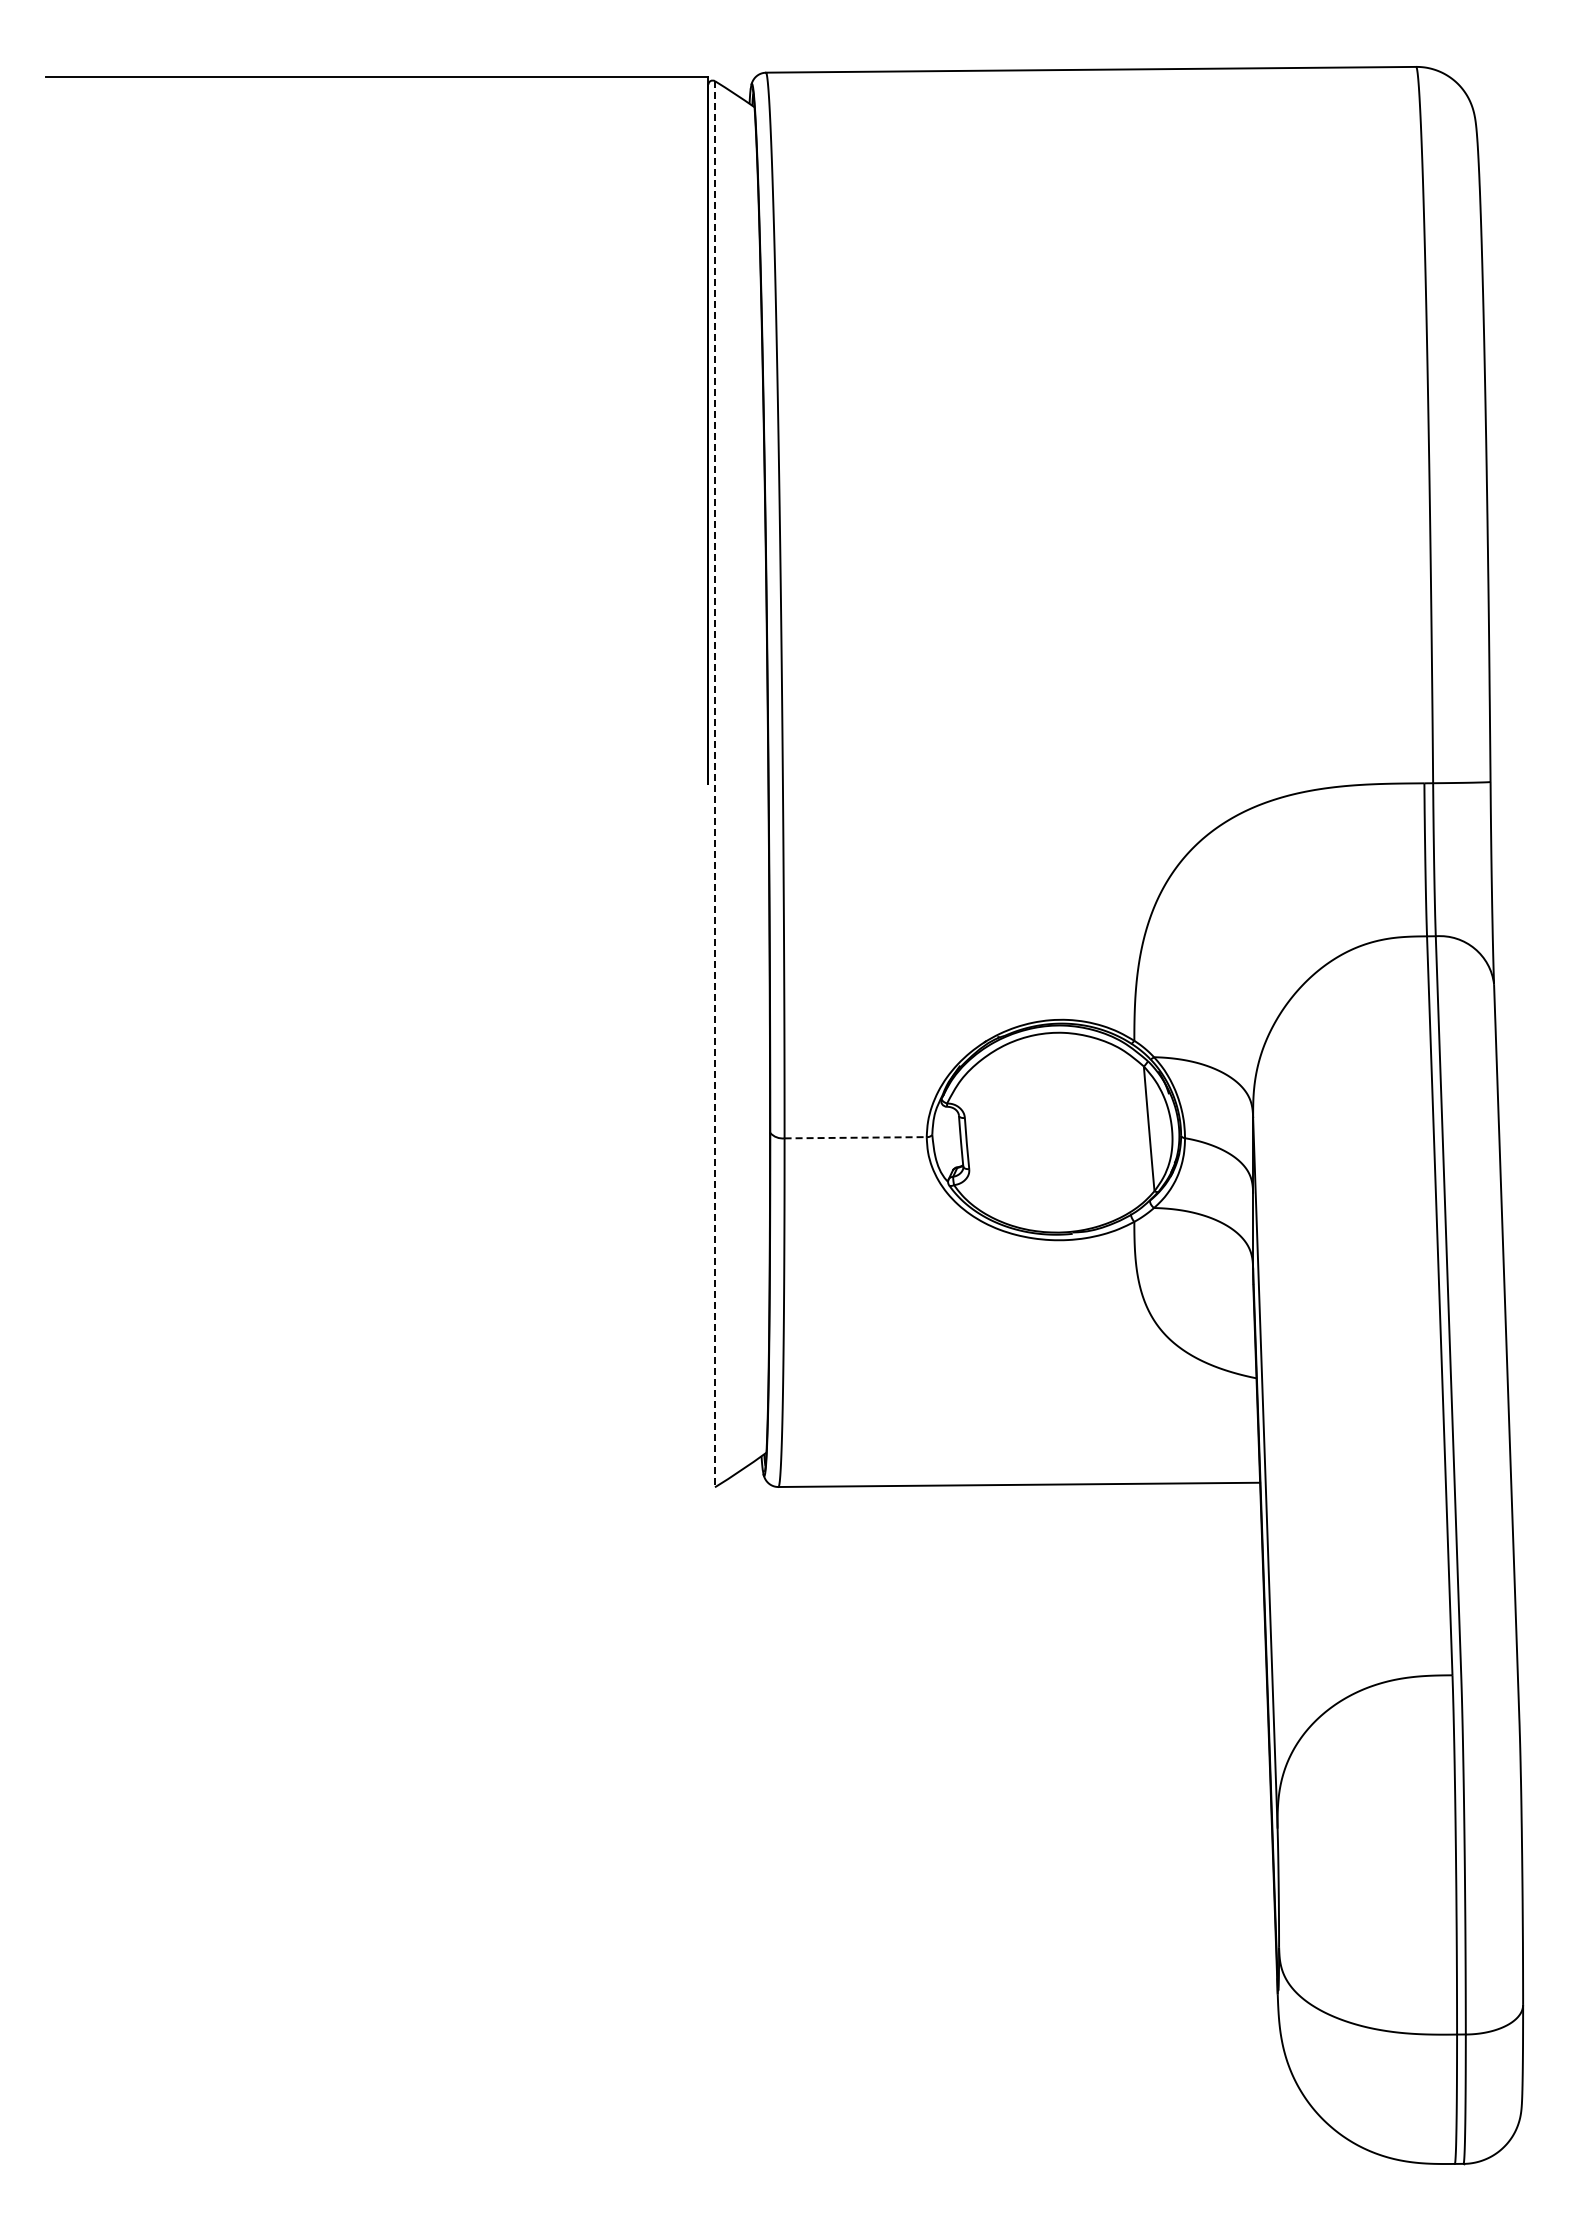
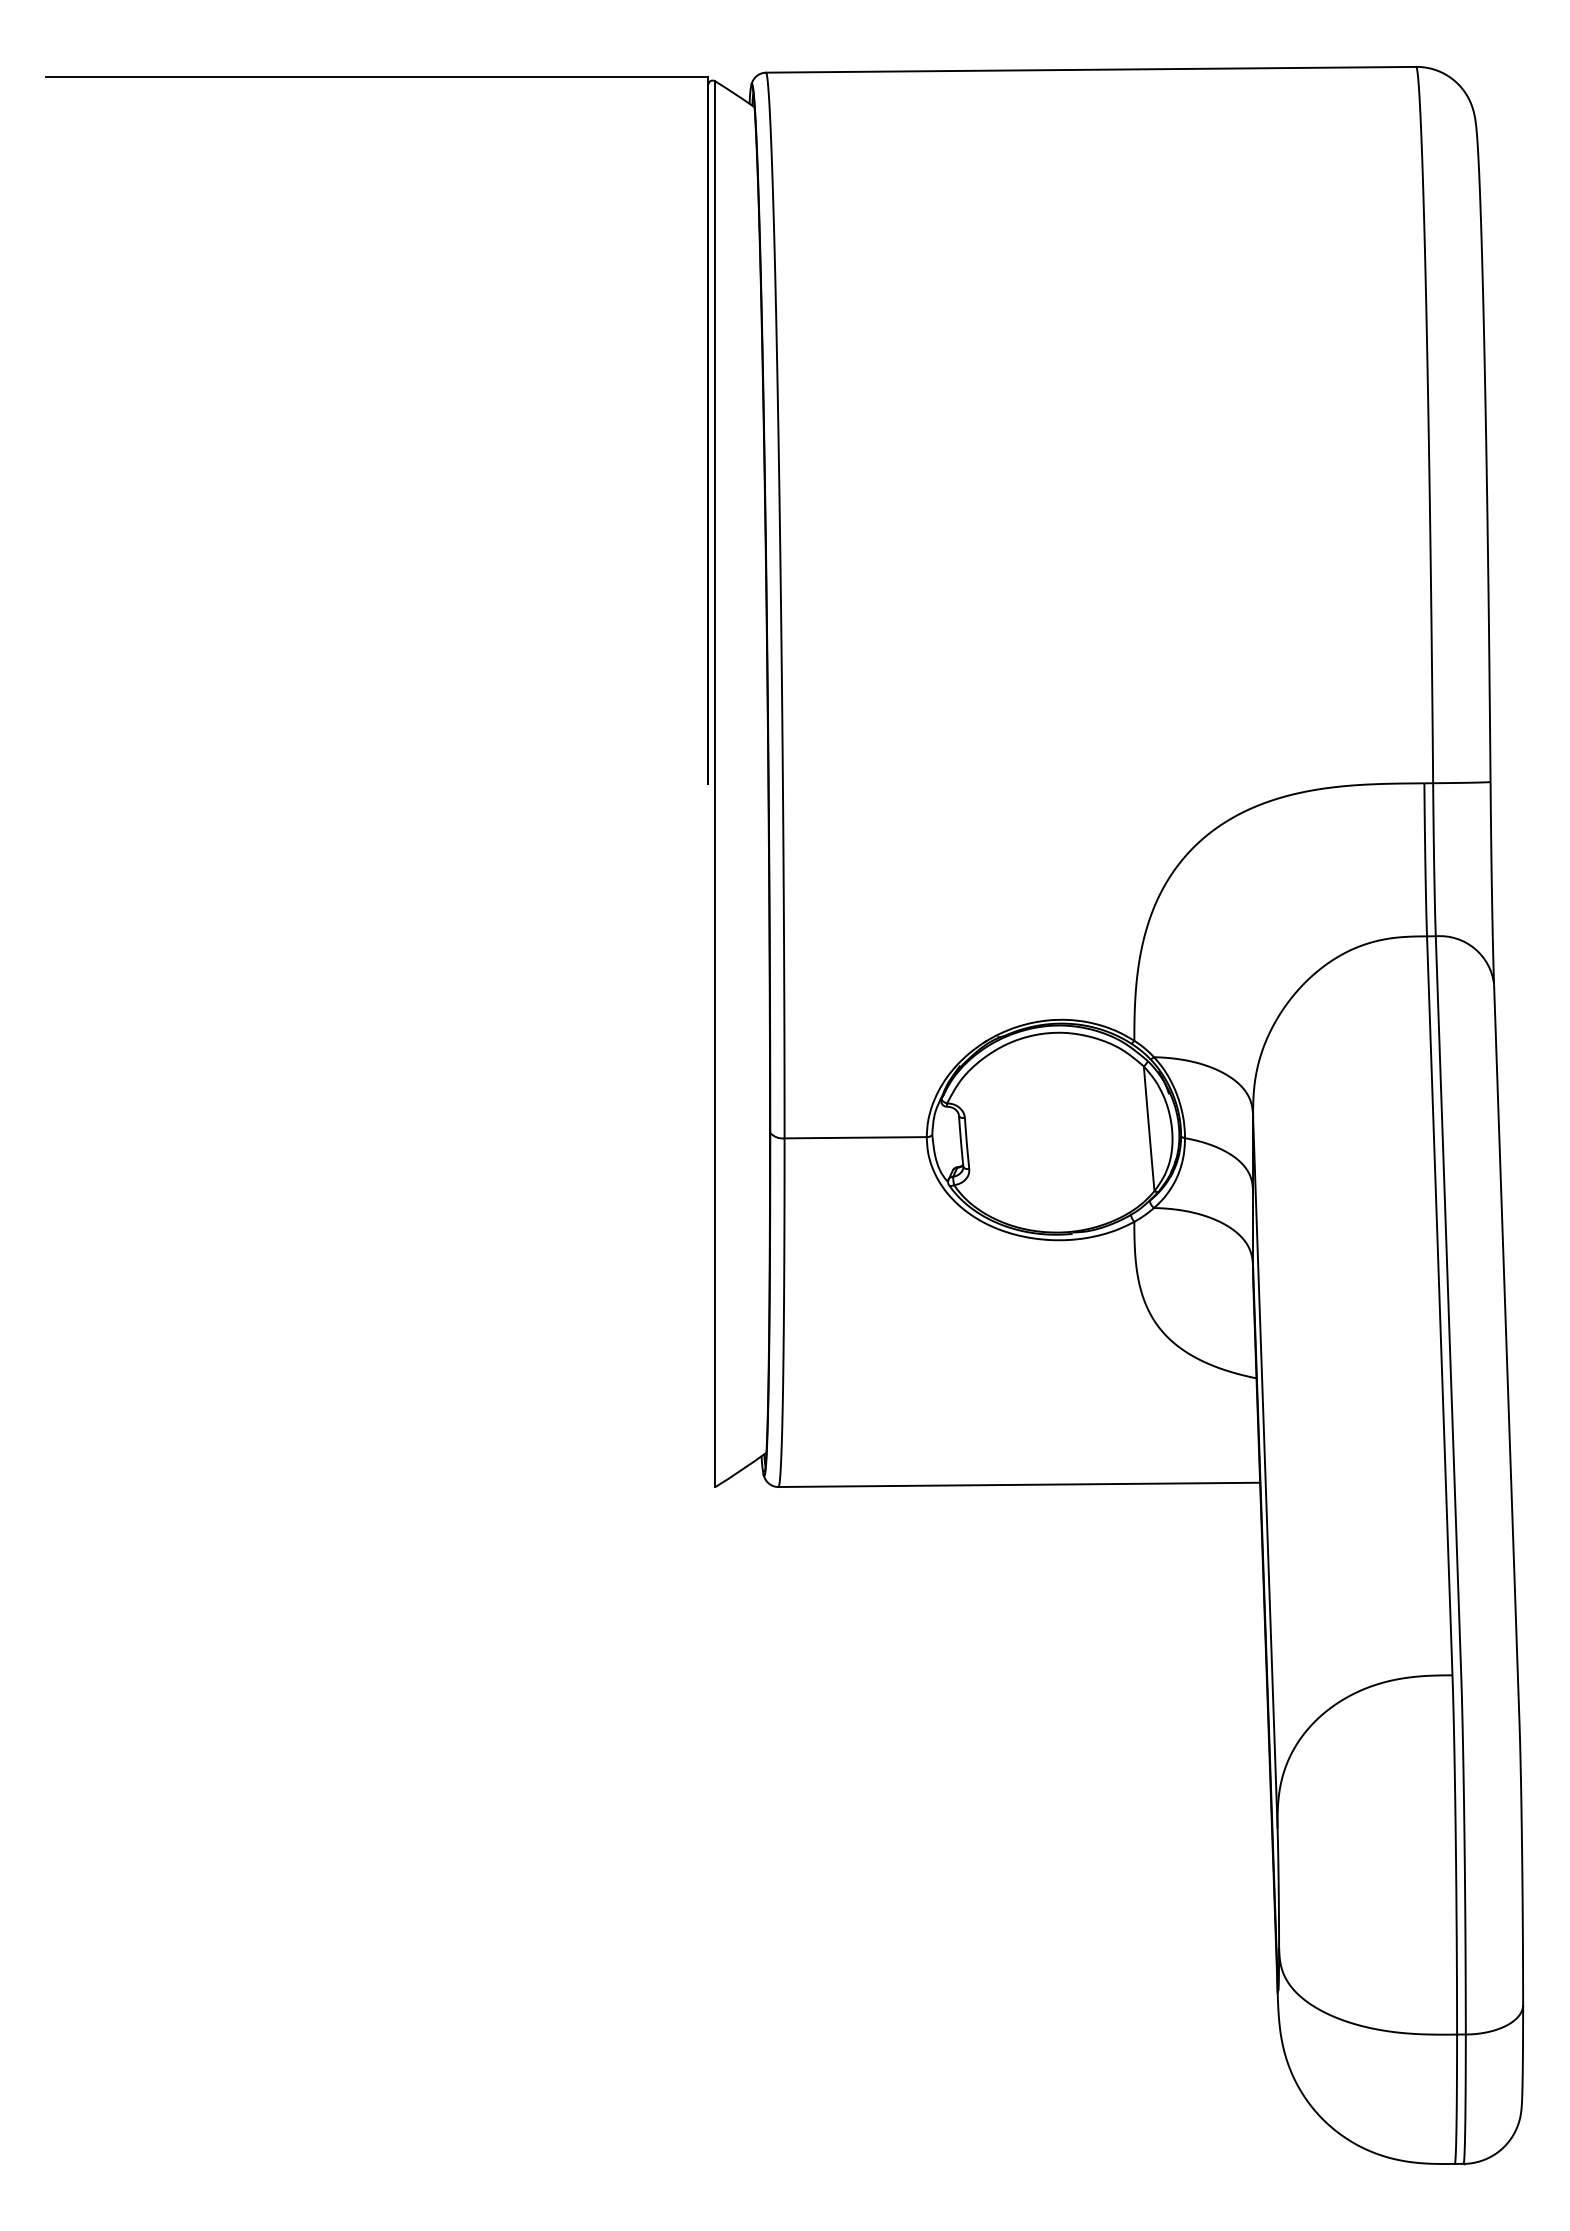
line: dashed -> solid (715, 784)
line: dashed -> solid (856, 1137)
